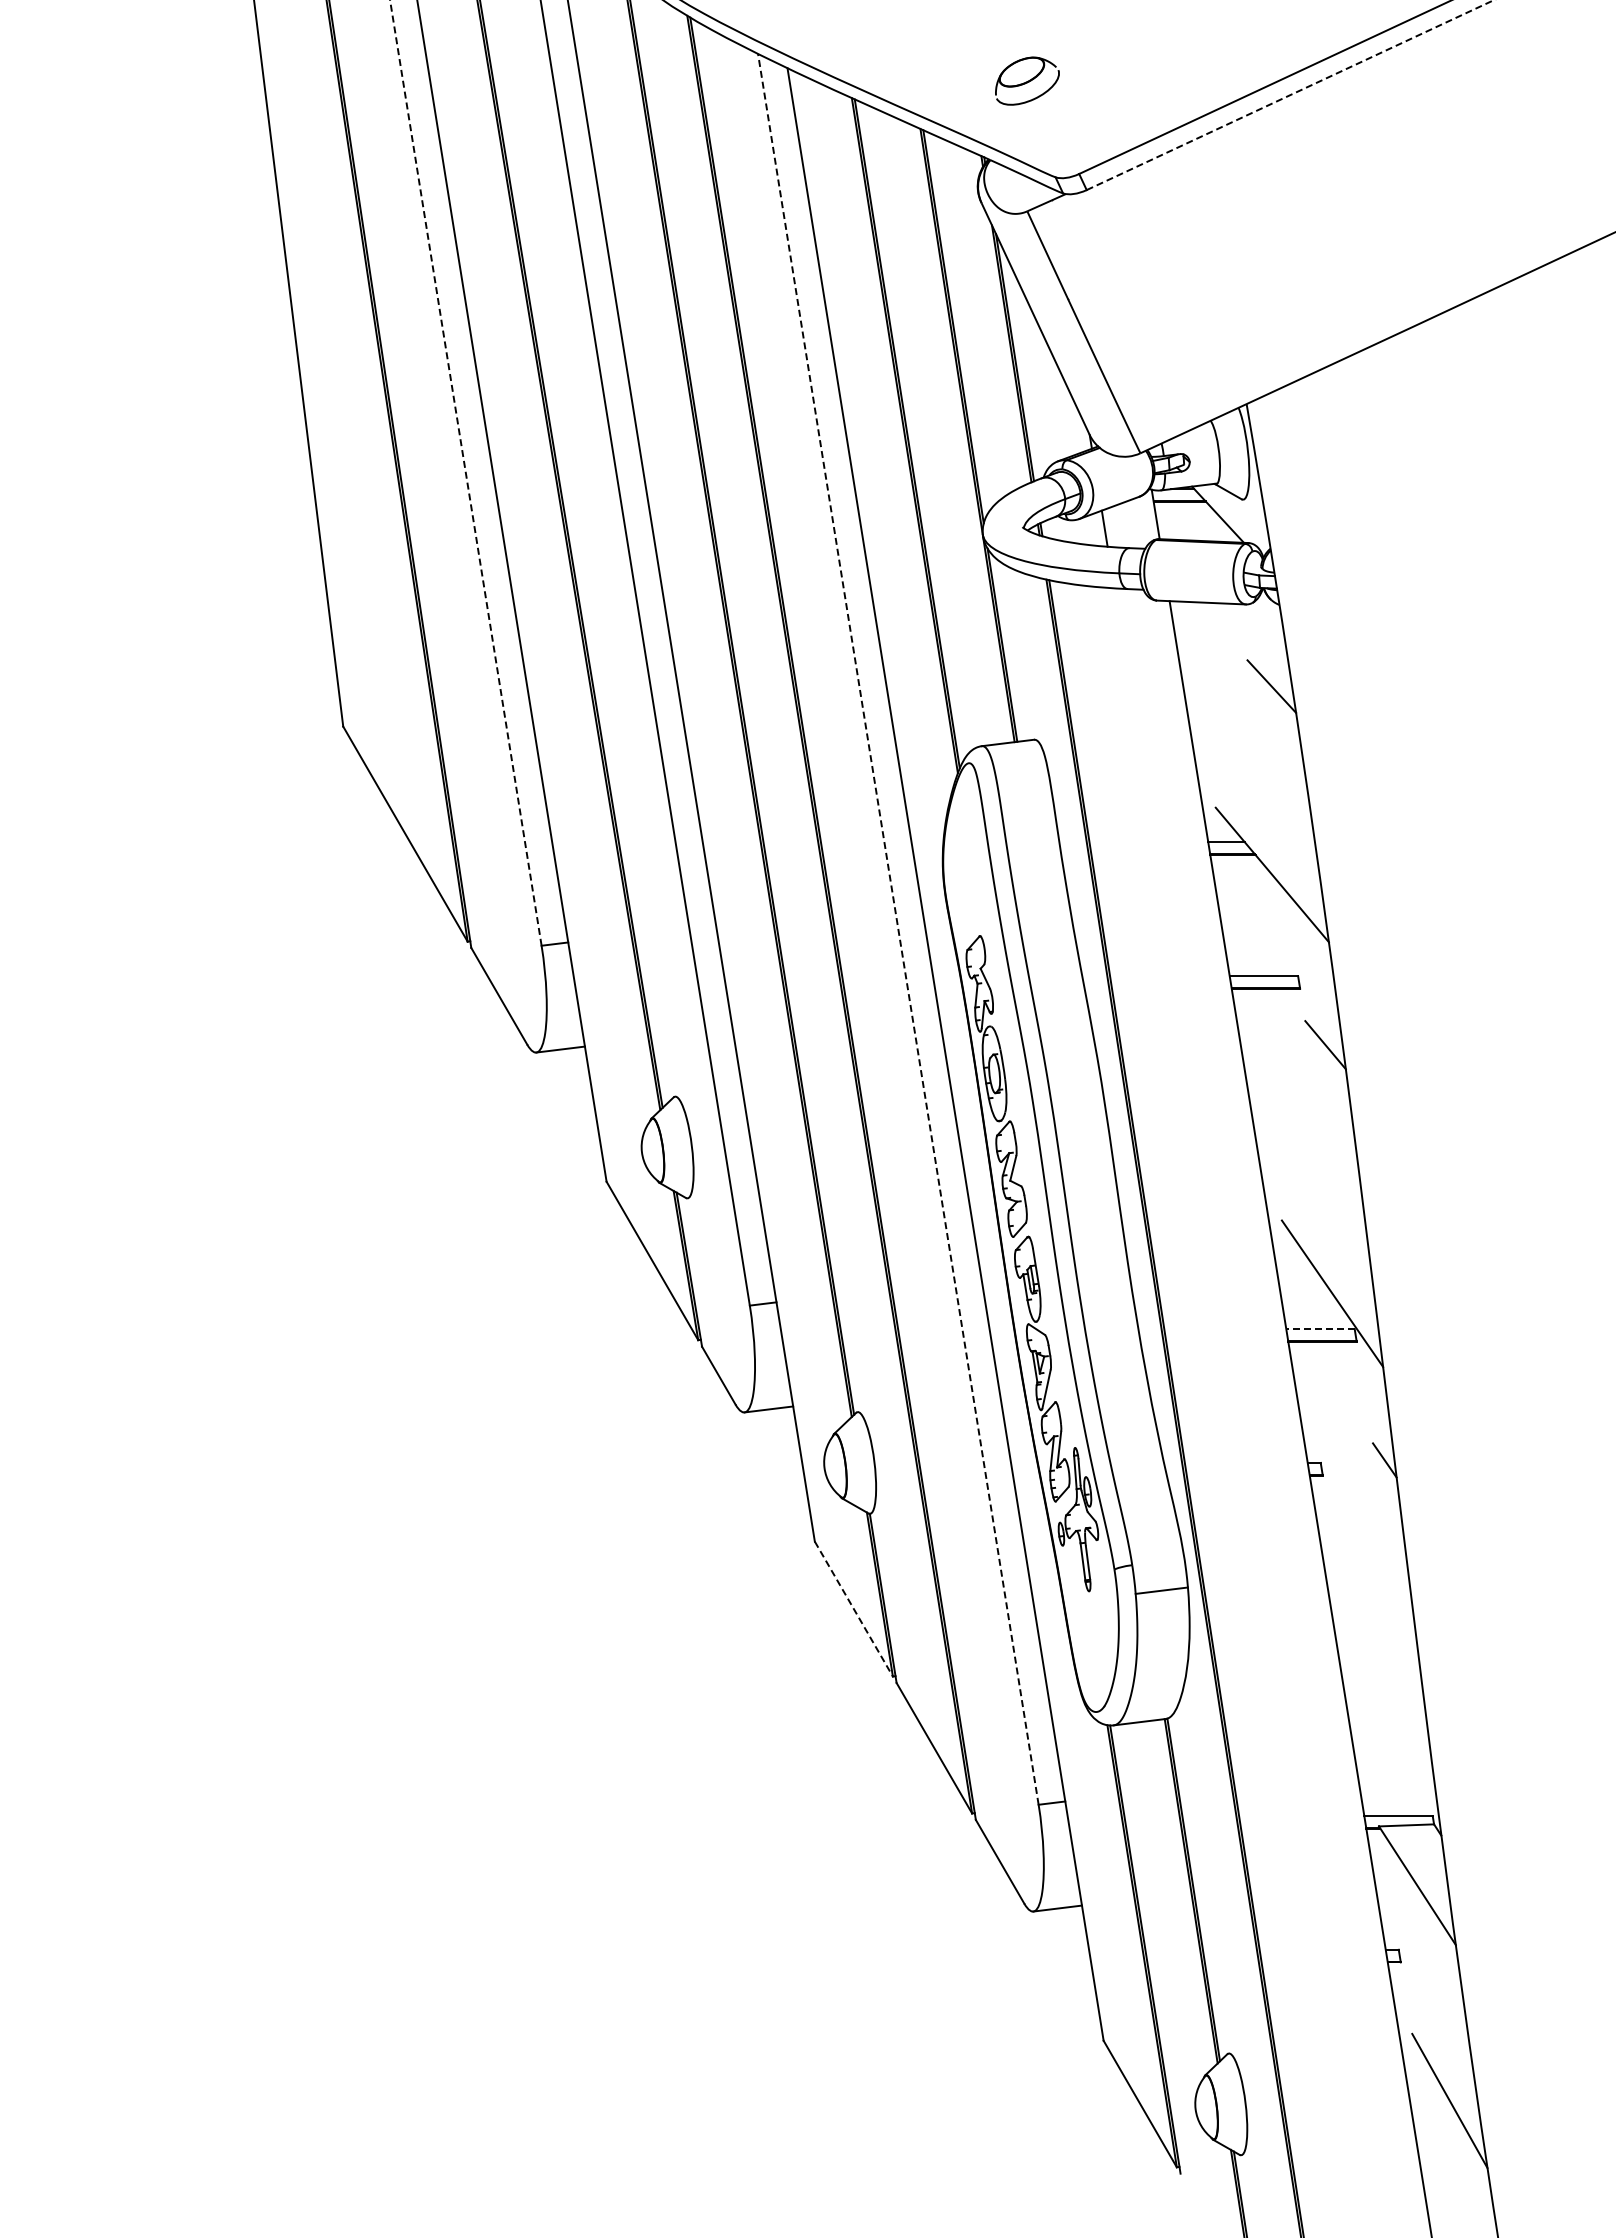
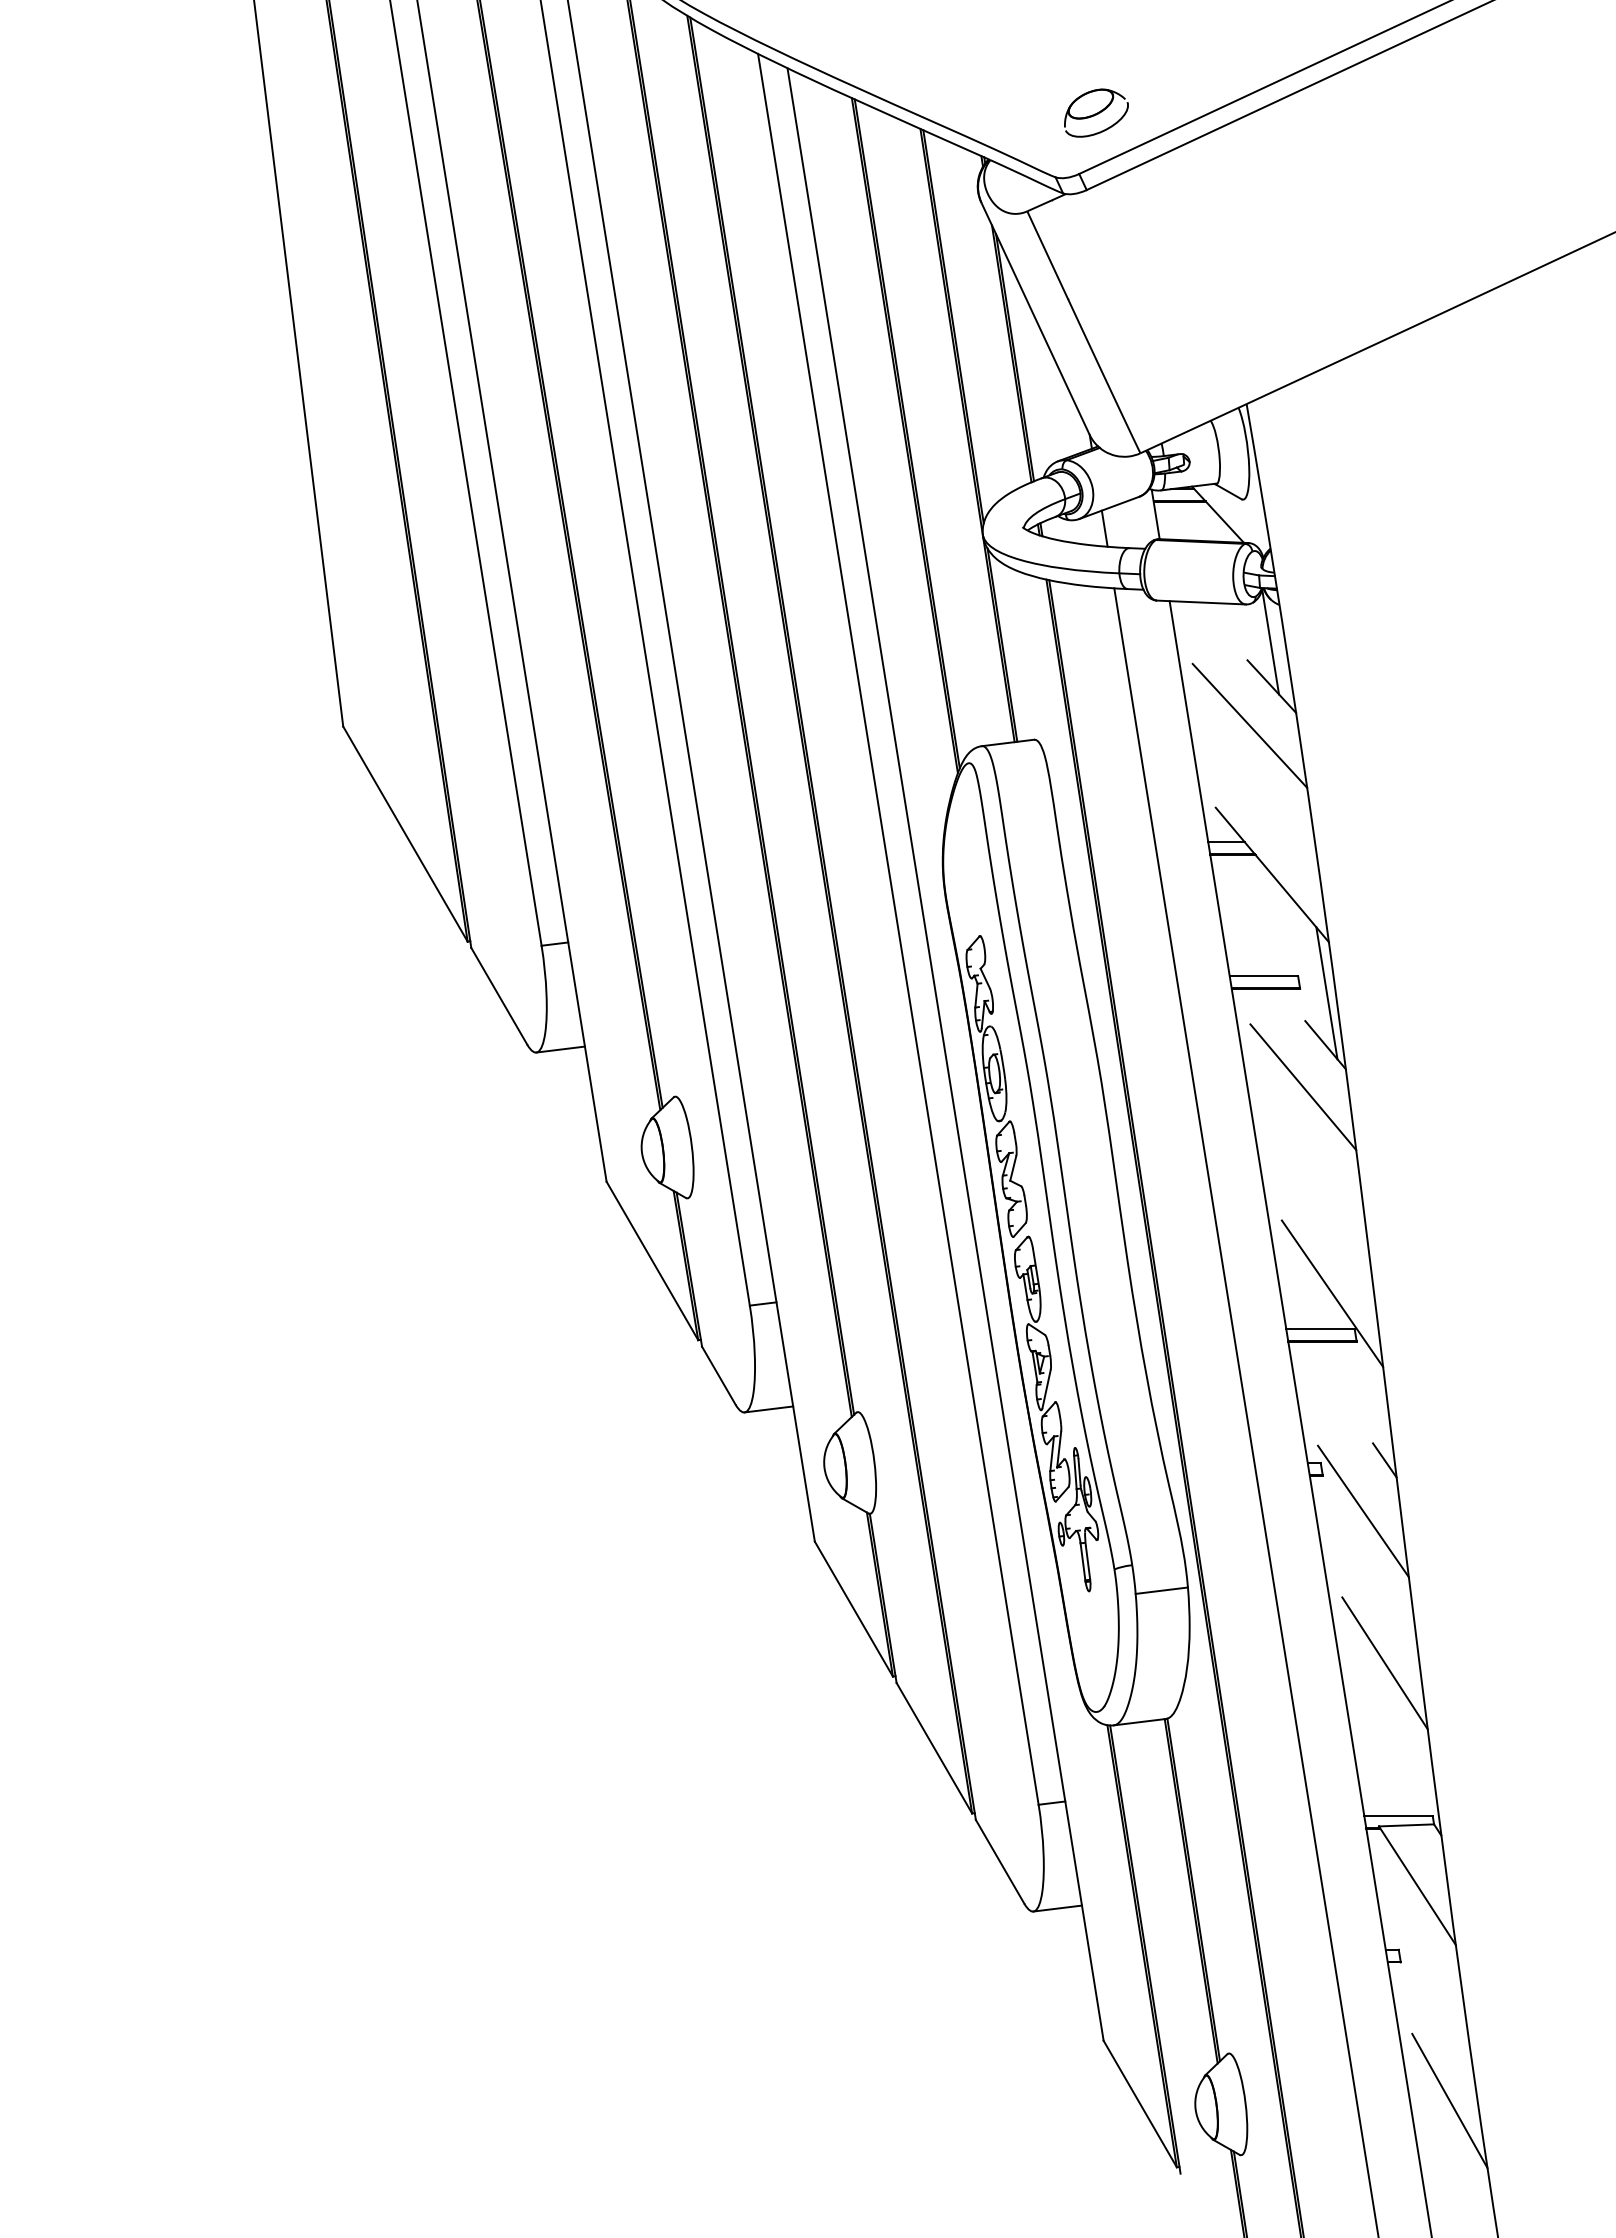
part position: (1027, 80) -> (1096, 112) (1096, 112)
line: dashed -> solid (1290, 95)
line: dashed -> solid (465, 472)
line: none -> present (1270, 642)
line: none -> present (1249, 725)
line: dashed -> solid (898, 929)
line: none -> present (1326, 993)
line: none -> present (1303, 1087)
line: dashed -> solid (1320, 1329)
line: none -> present (1246, 1411)
line: none -> present (1363, 1511)
line: dashed -> solid (853, 1609)
line: none -> present (1384, 1663)
